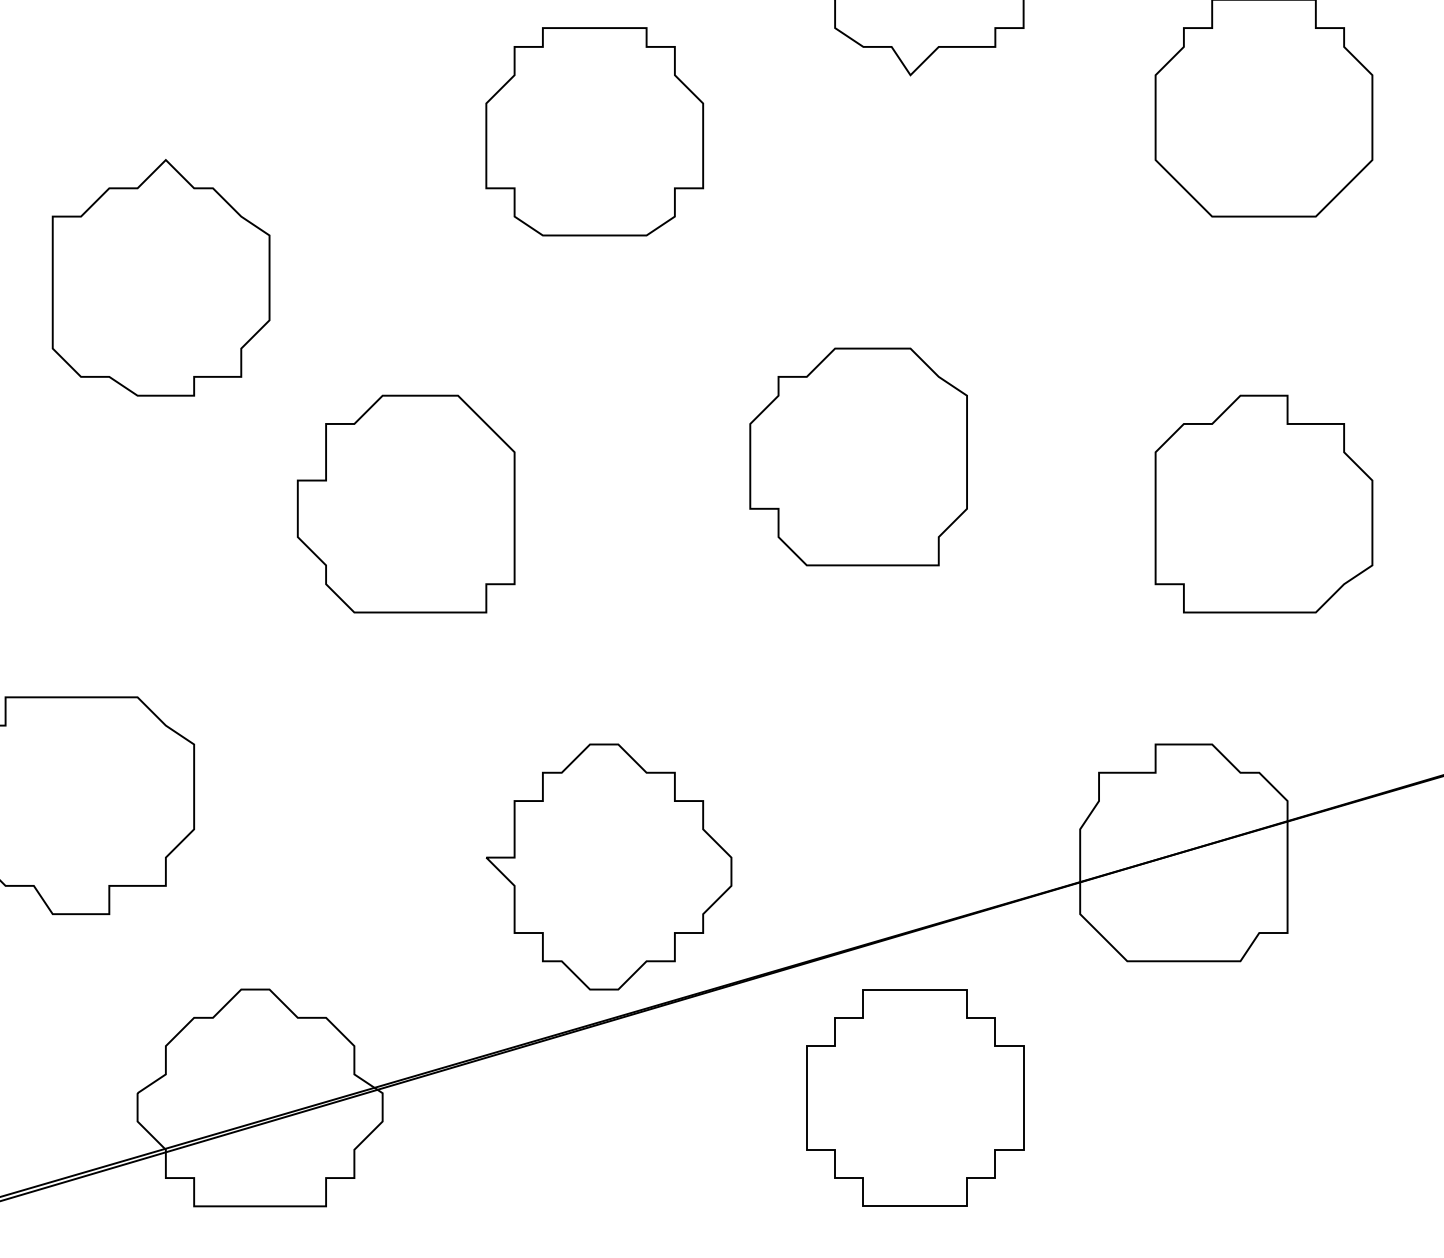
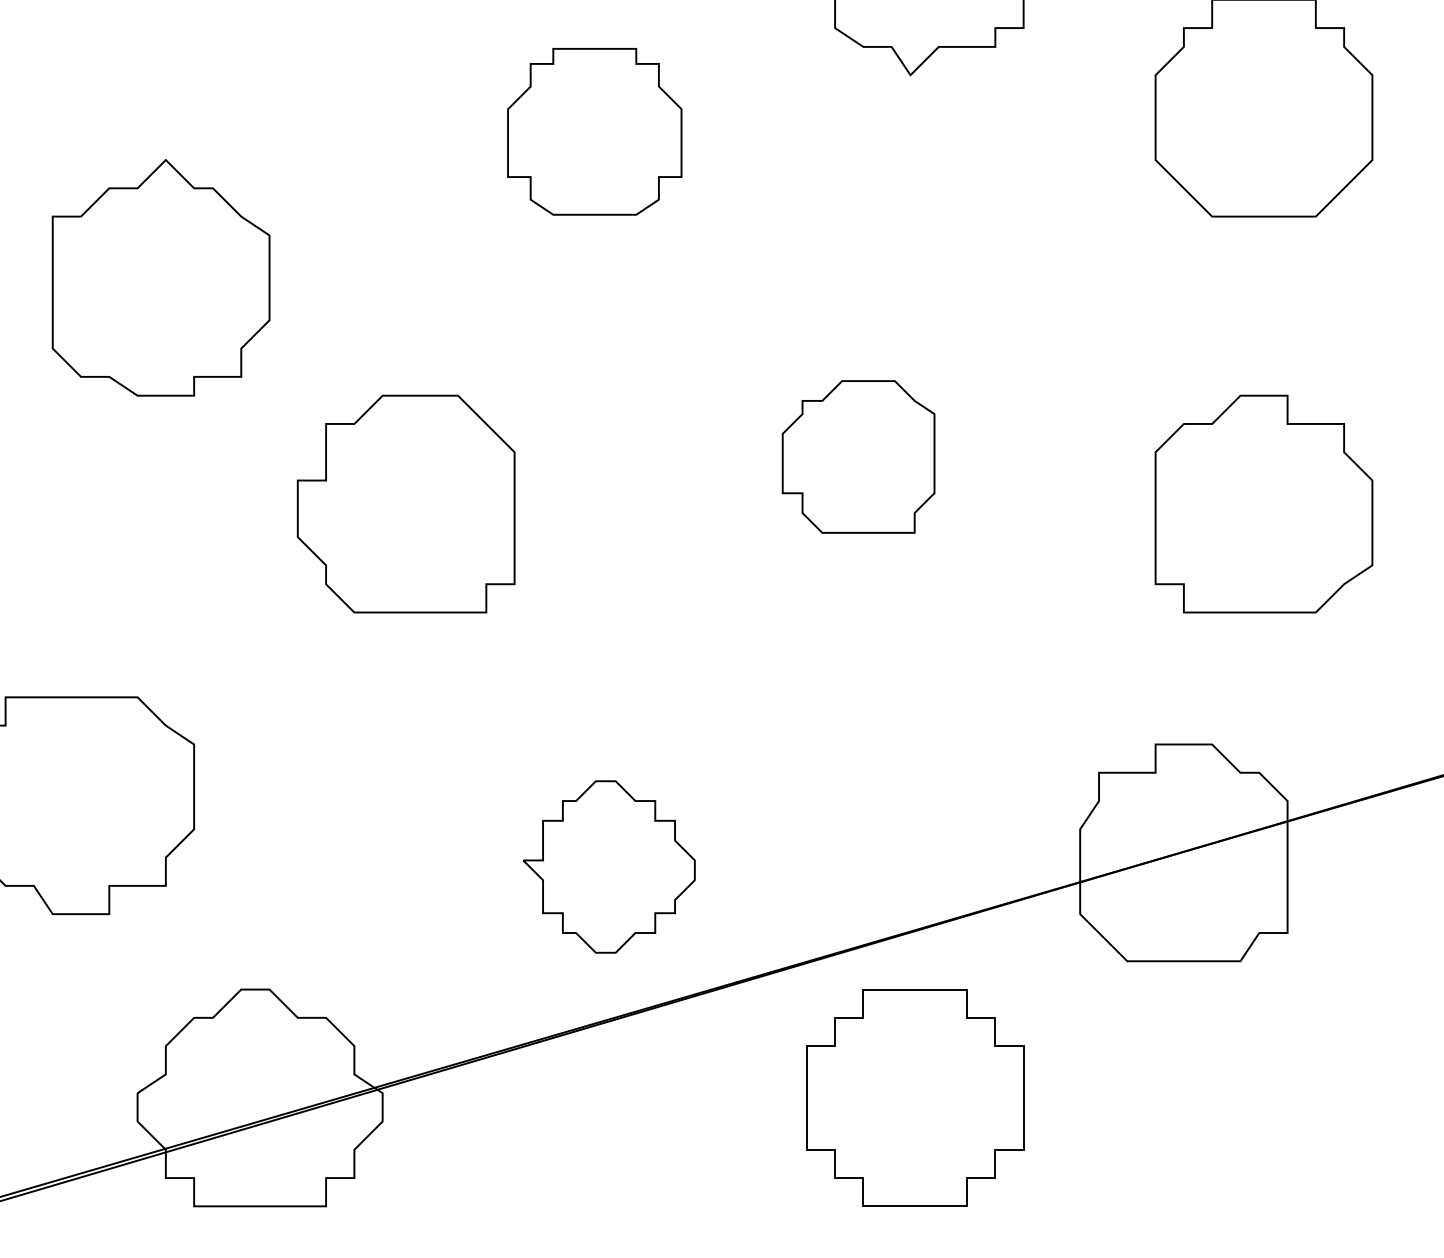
part size: 220x210 px -> 176x168 px (594, 131)
part size: 219x220 px -> 155x154 px (858, 456)
part size: 247x248 px -> 173x174 px (609, 866)
